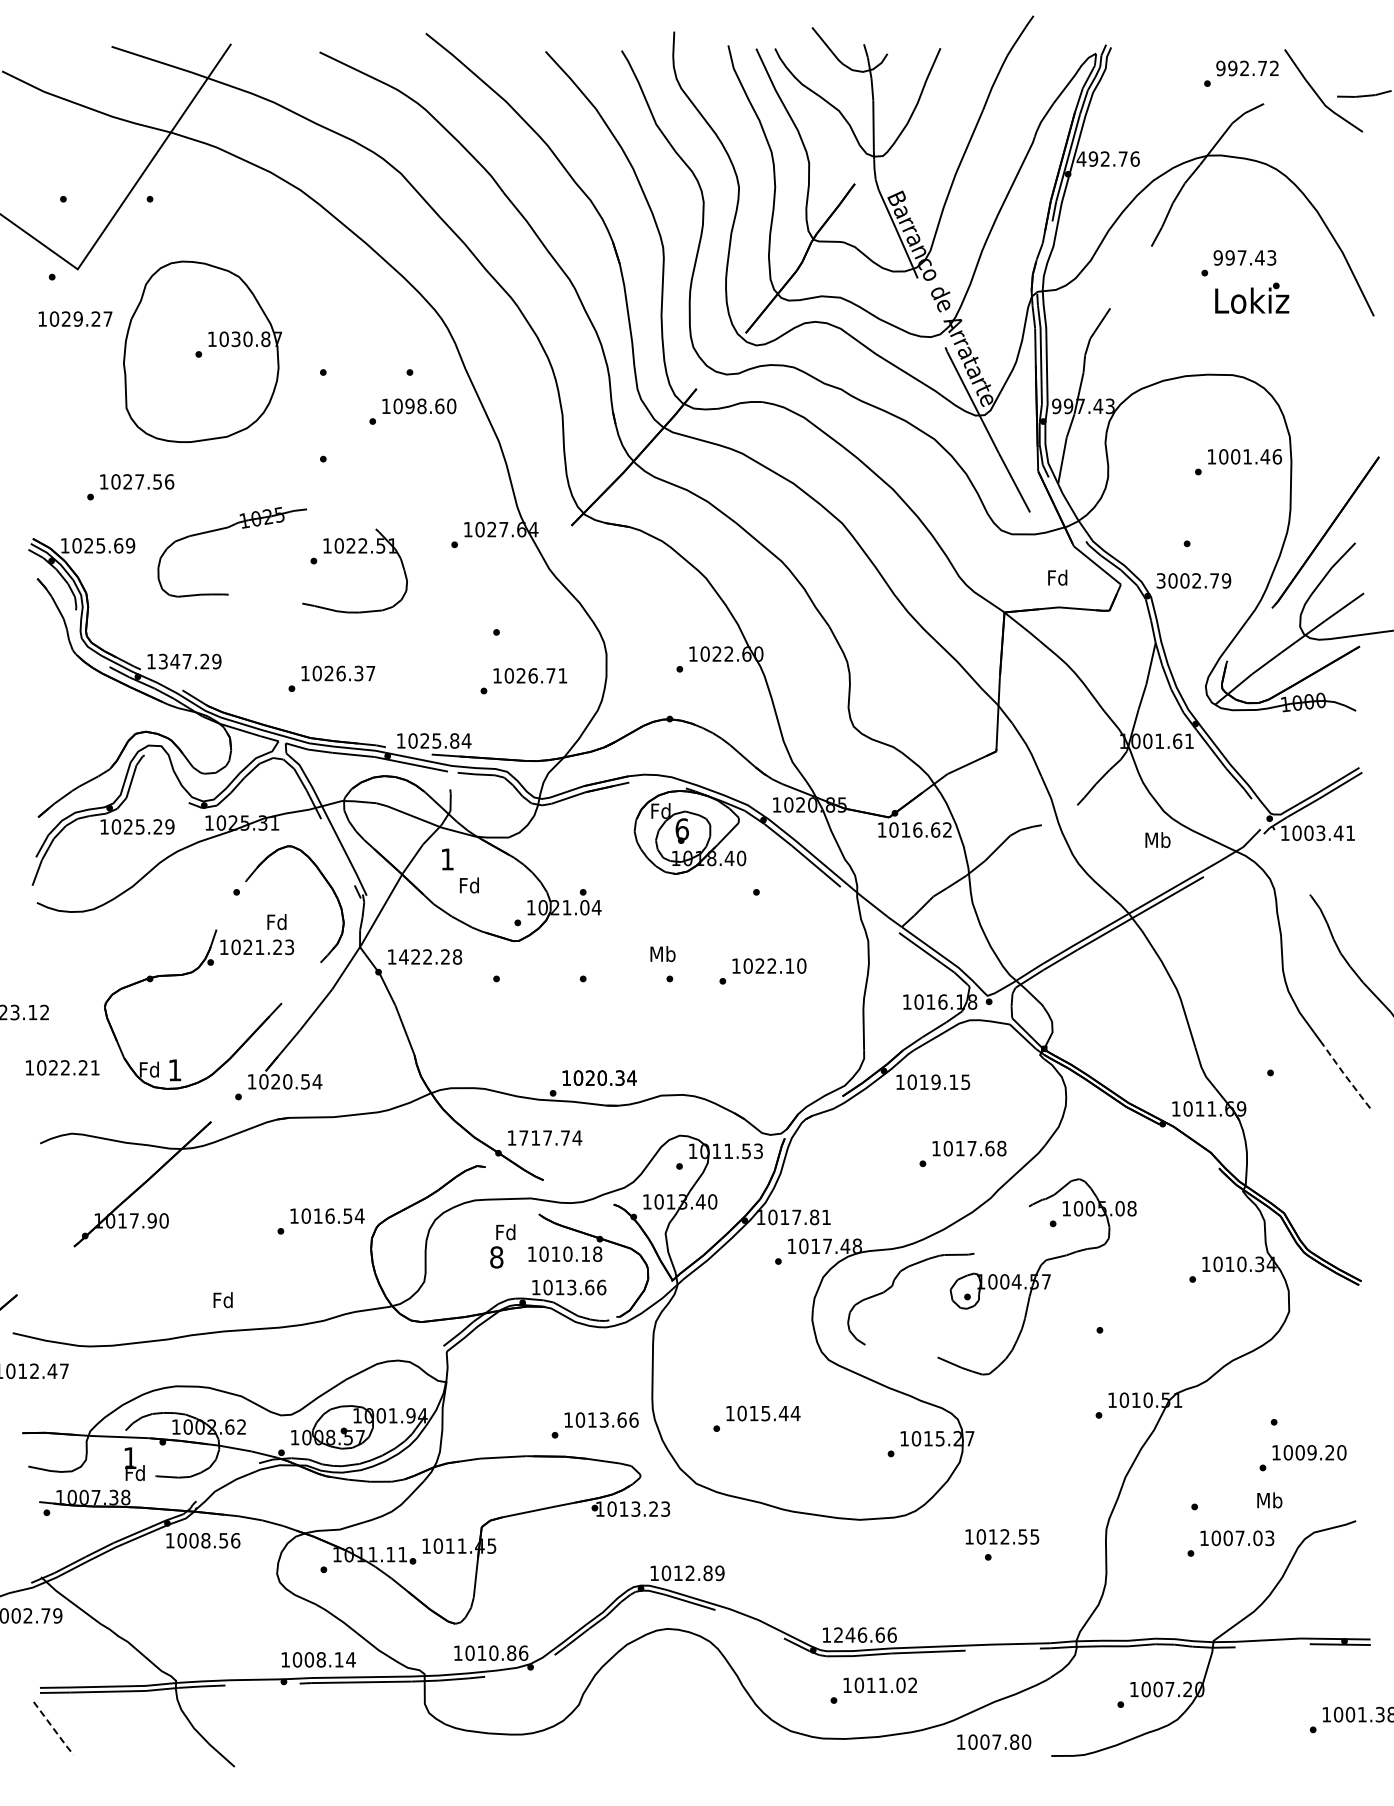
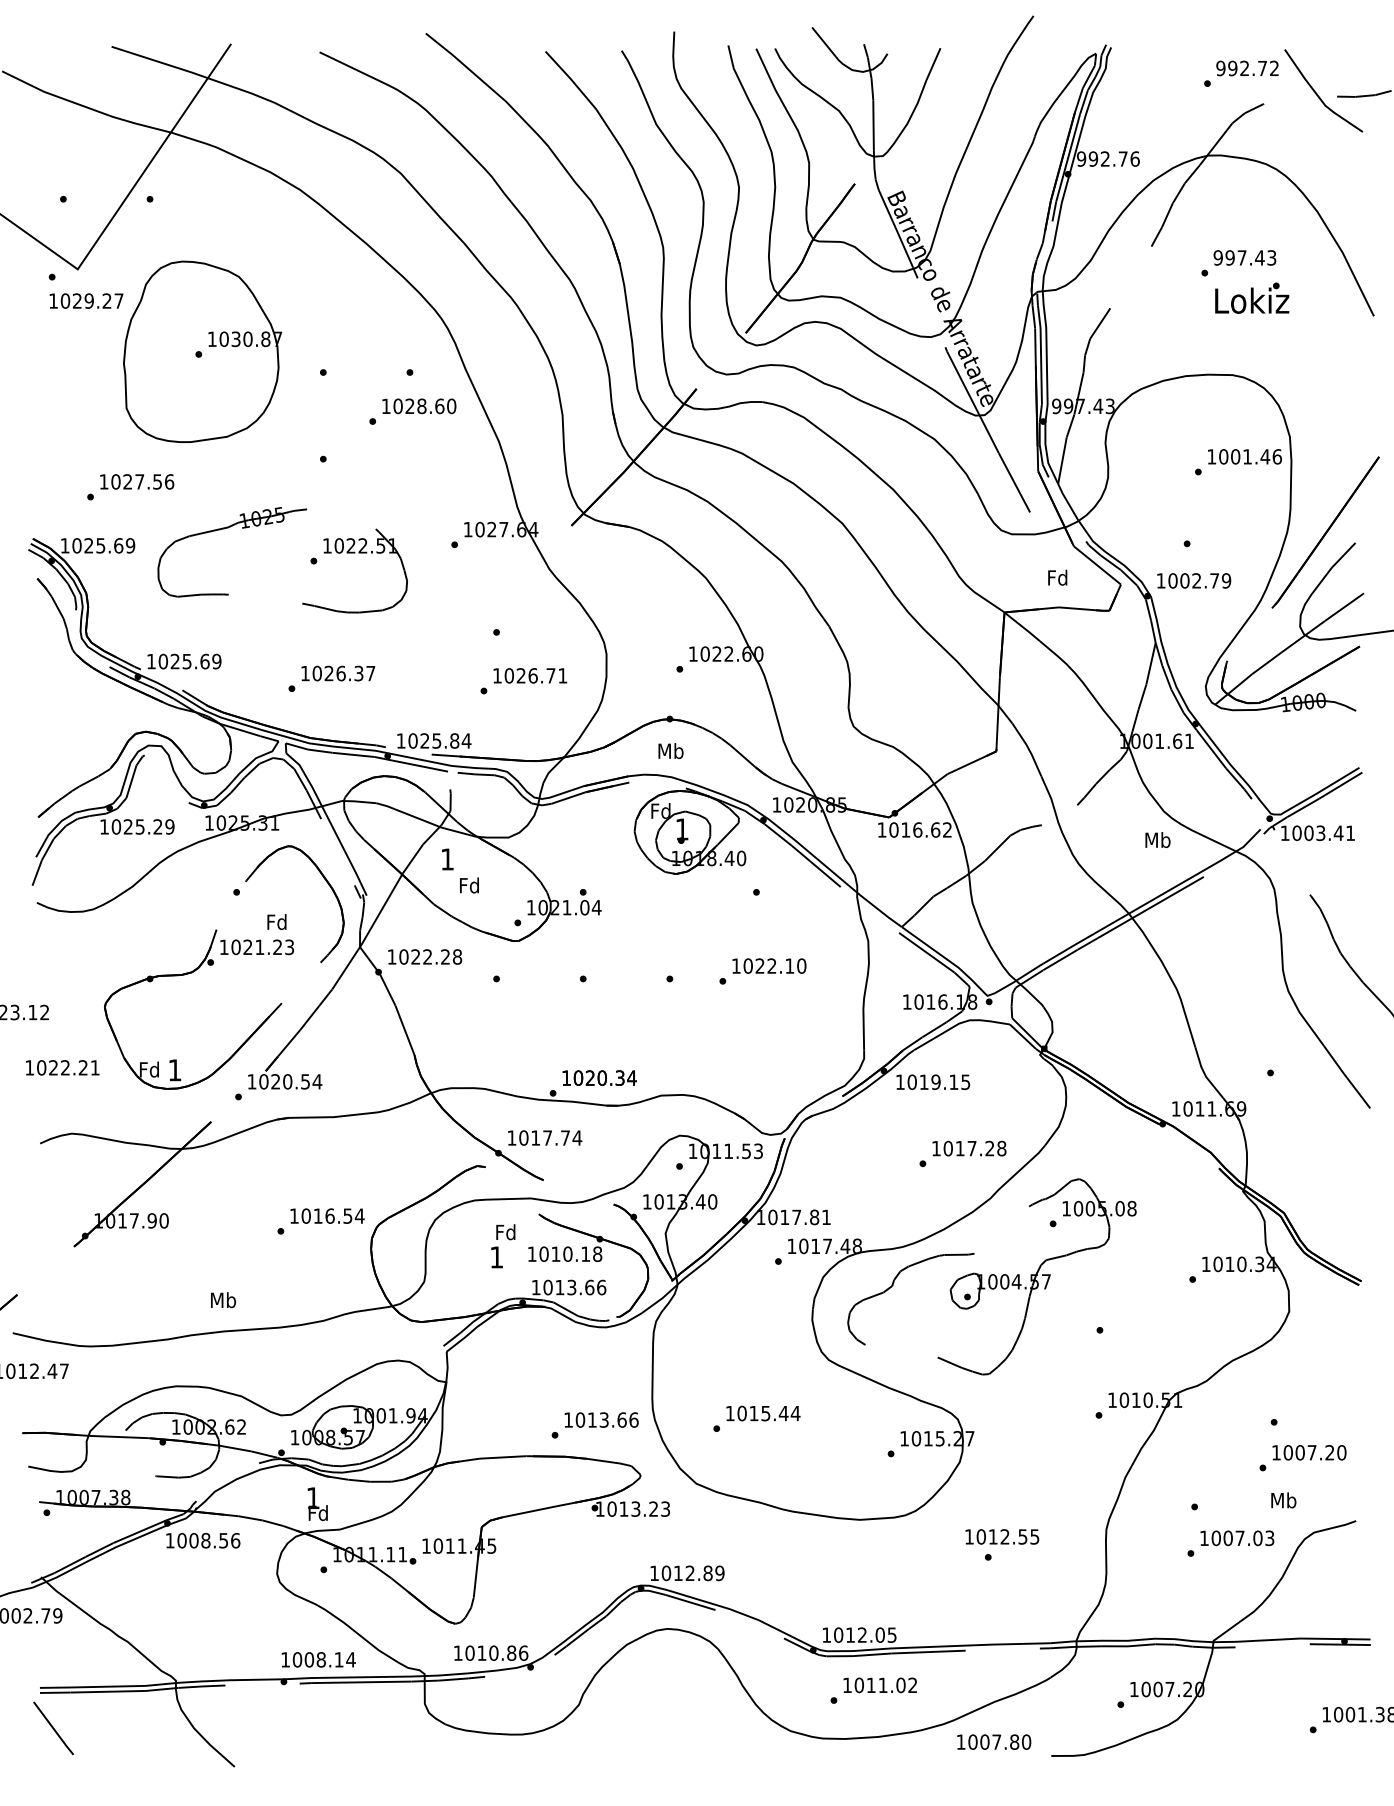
text: 492.76 -> 992.76 (1081, 158)
text position: (75, 318) -> (86, 300) (86, 300)
text: 1098.60 -> 1028.60 (409, 406)
text: 3002.79 -> 1002.79 (1160, 580)
text: 1347.29 -> 1025.69 (183, 661)
text: 6 -> 1 (681, 829)
text position: (662, 953) -> (670, 750) (670, 750)
text: 1422.28 -> 1022.28 (403, 956)
line: dashed -> solid (1346, 1076)
text: 1717.74 -> 1017.74 (523, 1137)
text: 1017.68 -> 1017.28 (989, 1148)
text: 8 -> 1 (496, 1257)
text: Fd -> Mb (223, 1300)
text: 1009.20 -> 1007.20 (1311, 1452)
text position: (134, 1463) -> (317, 1503) (317, 1503)
text position: (1269, 1500) -> (1283, 1500) (1283, 1500)
text: 1246.66 -> 1012.05 (865, 1634)
line: dashed -> solid (54, 1729)
